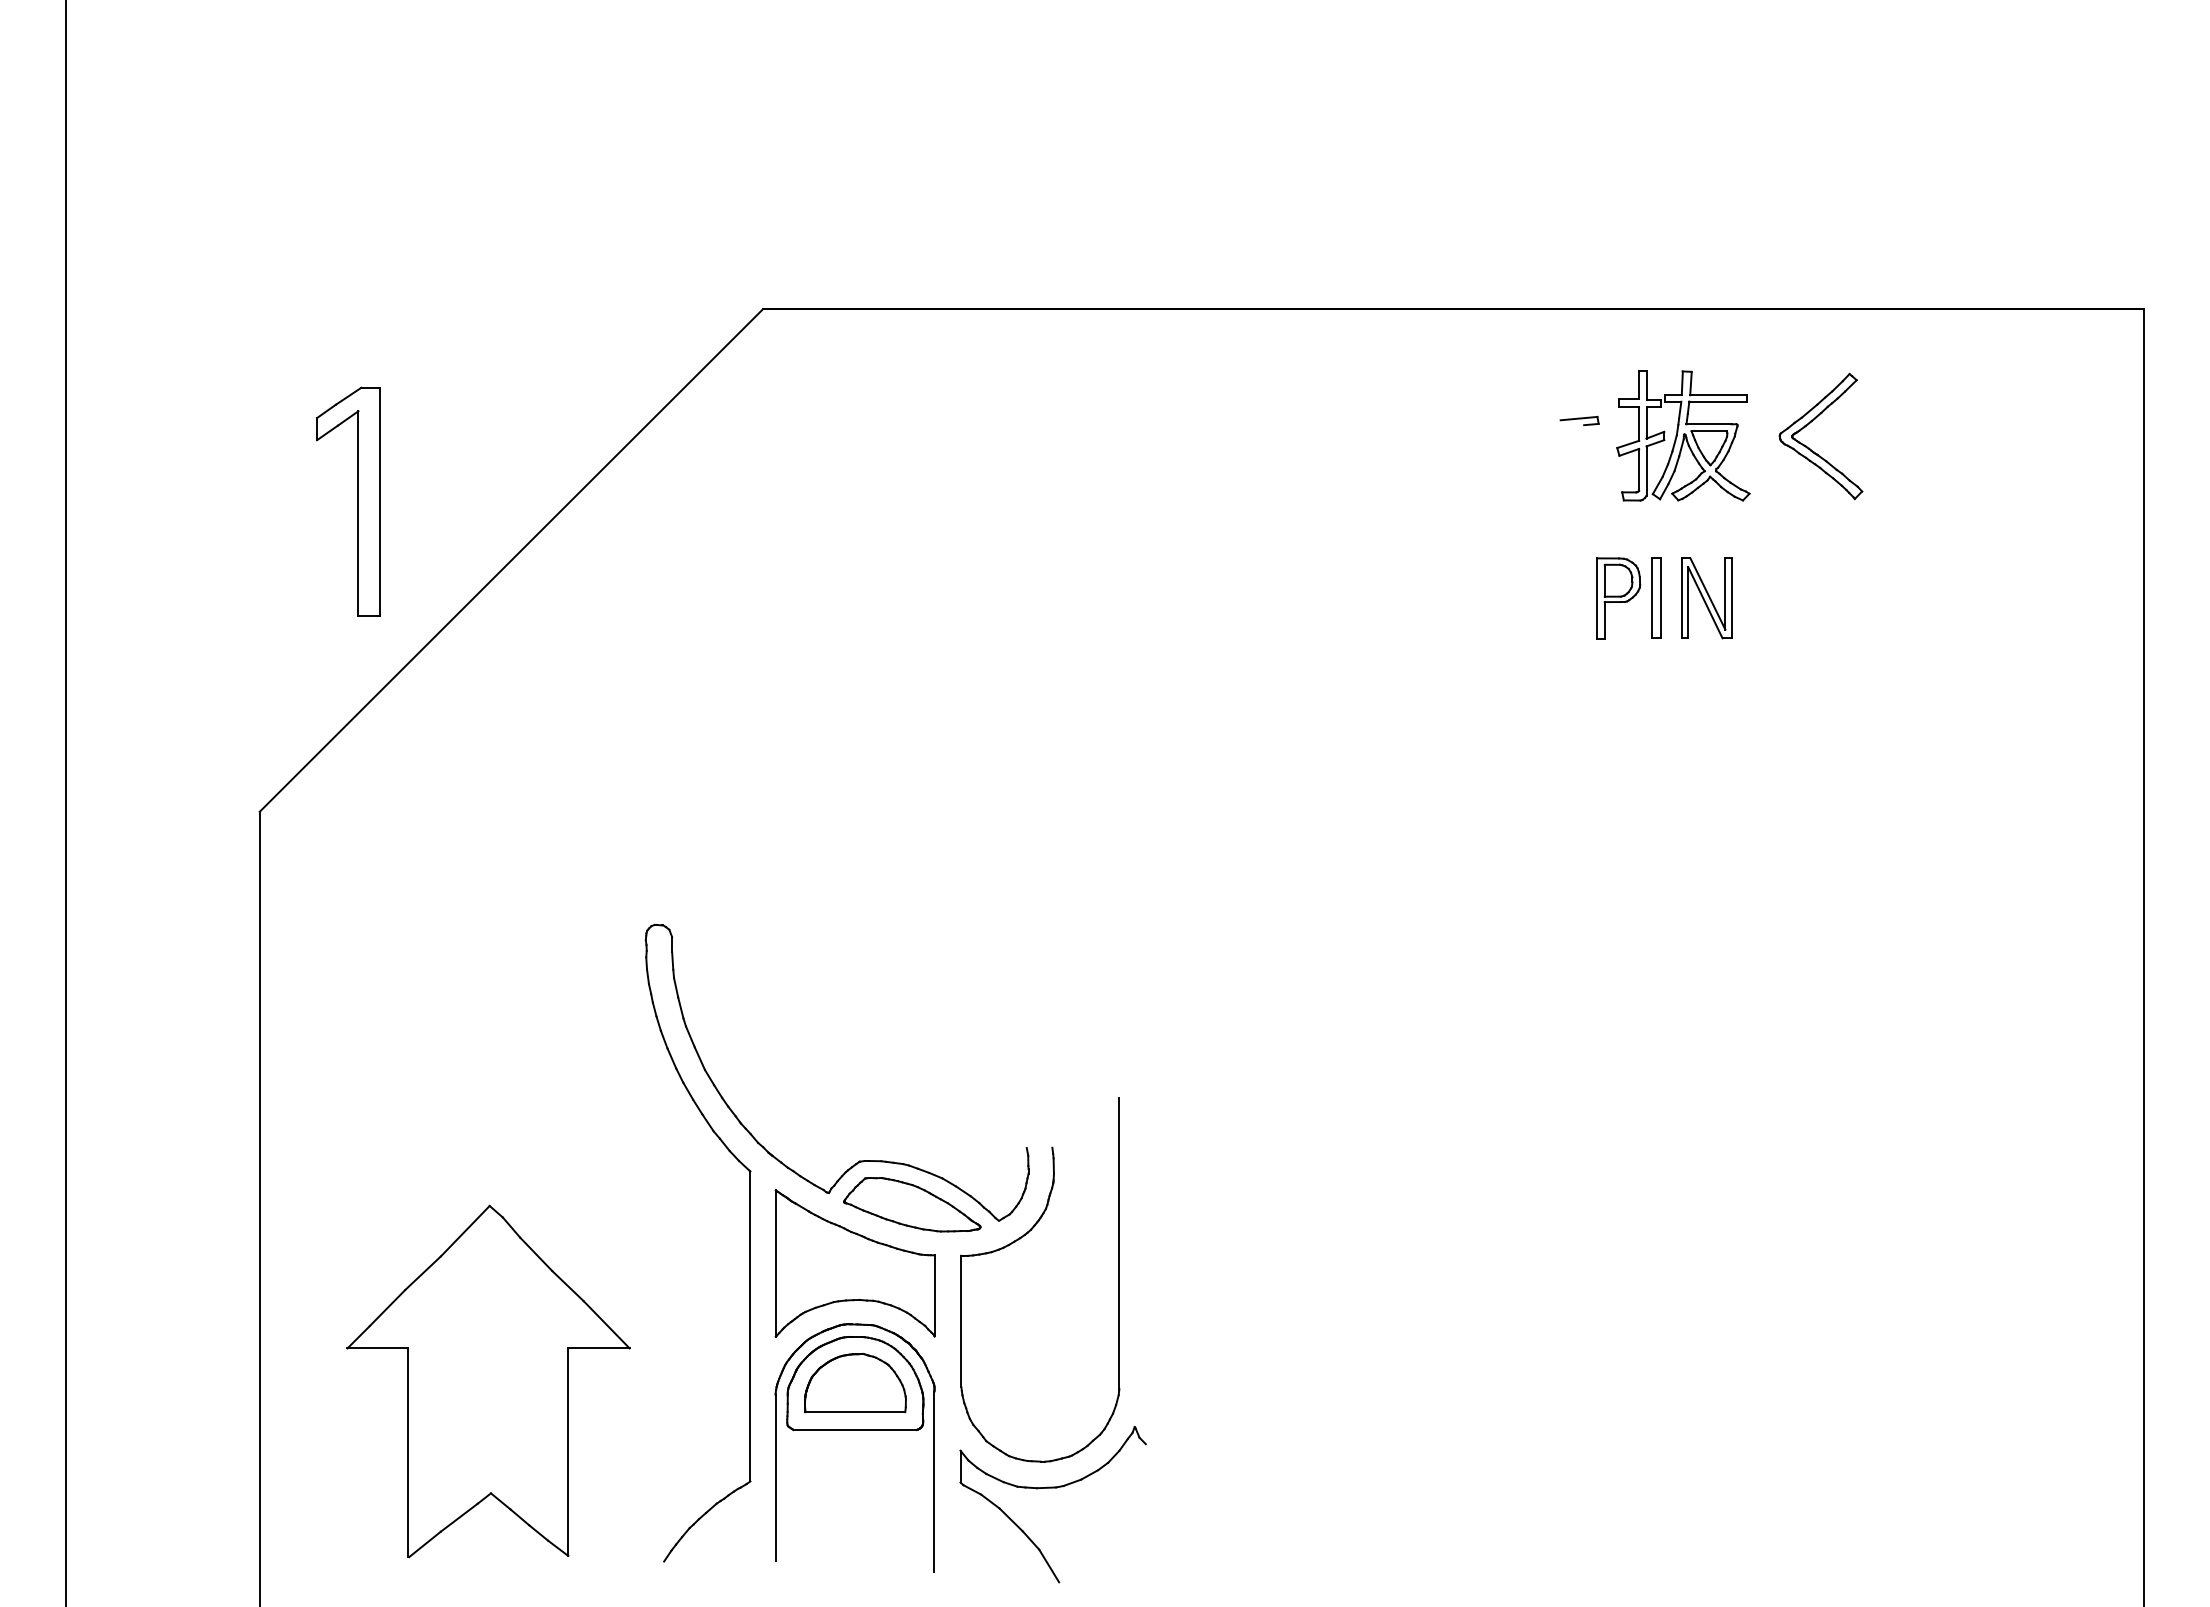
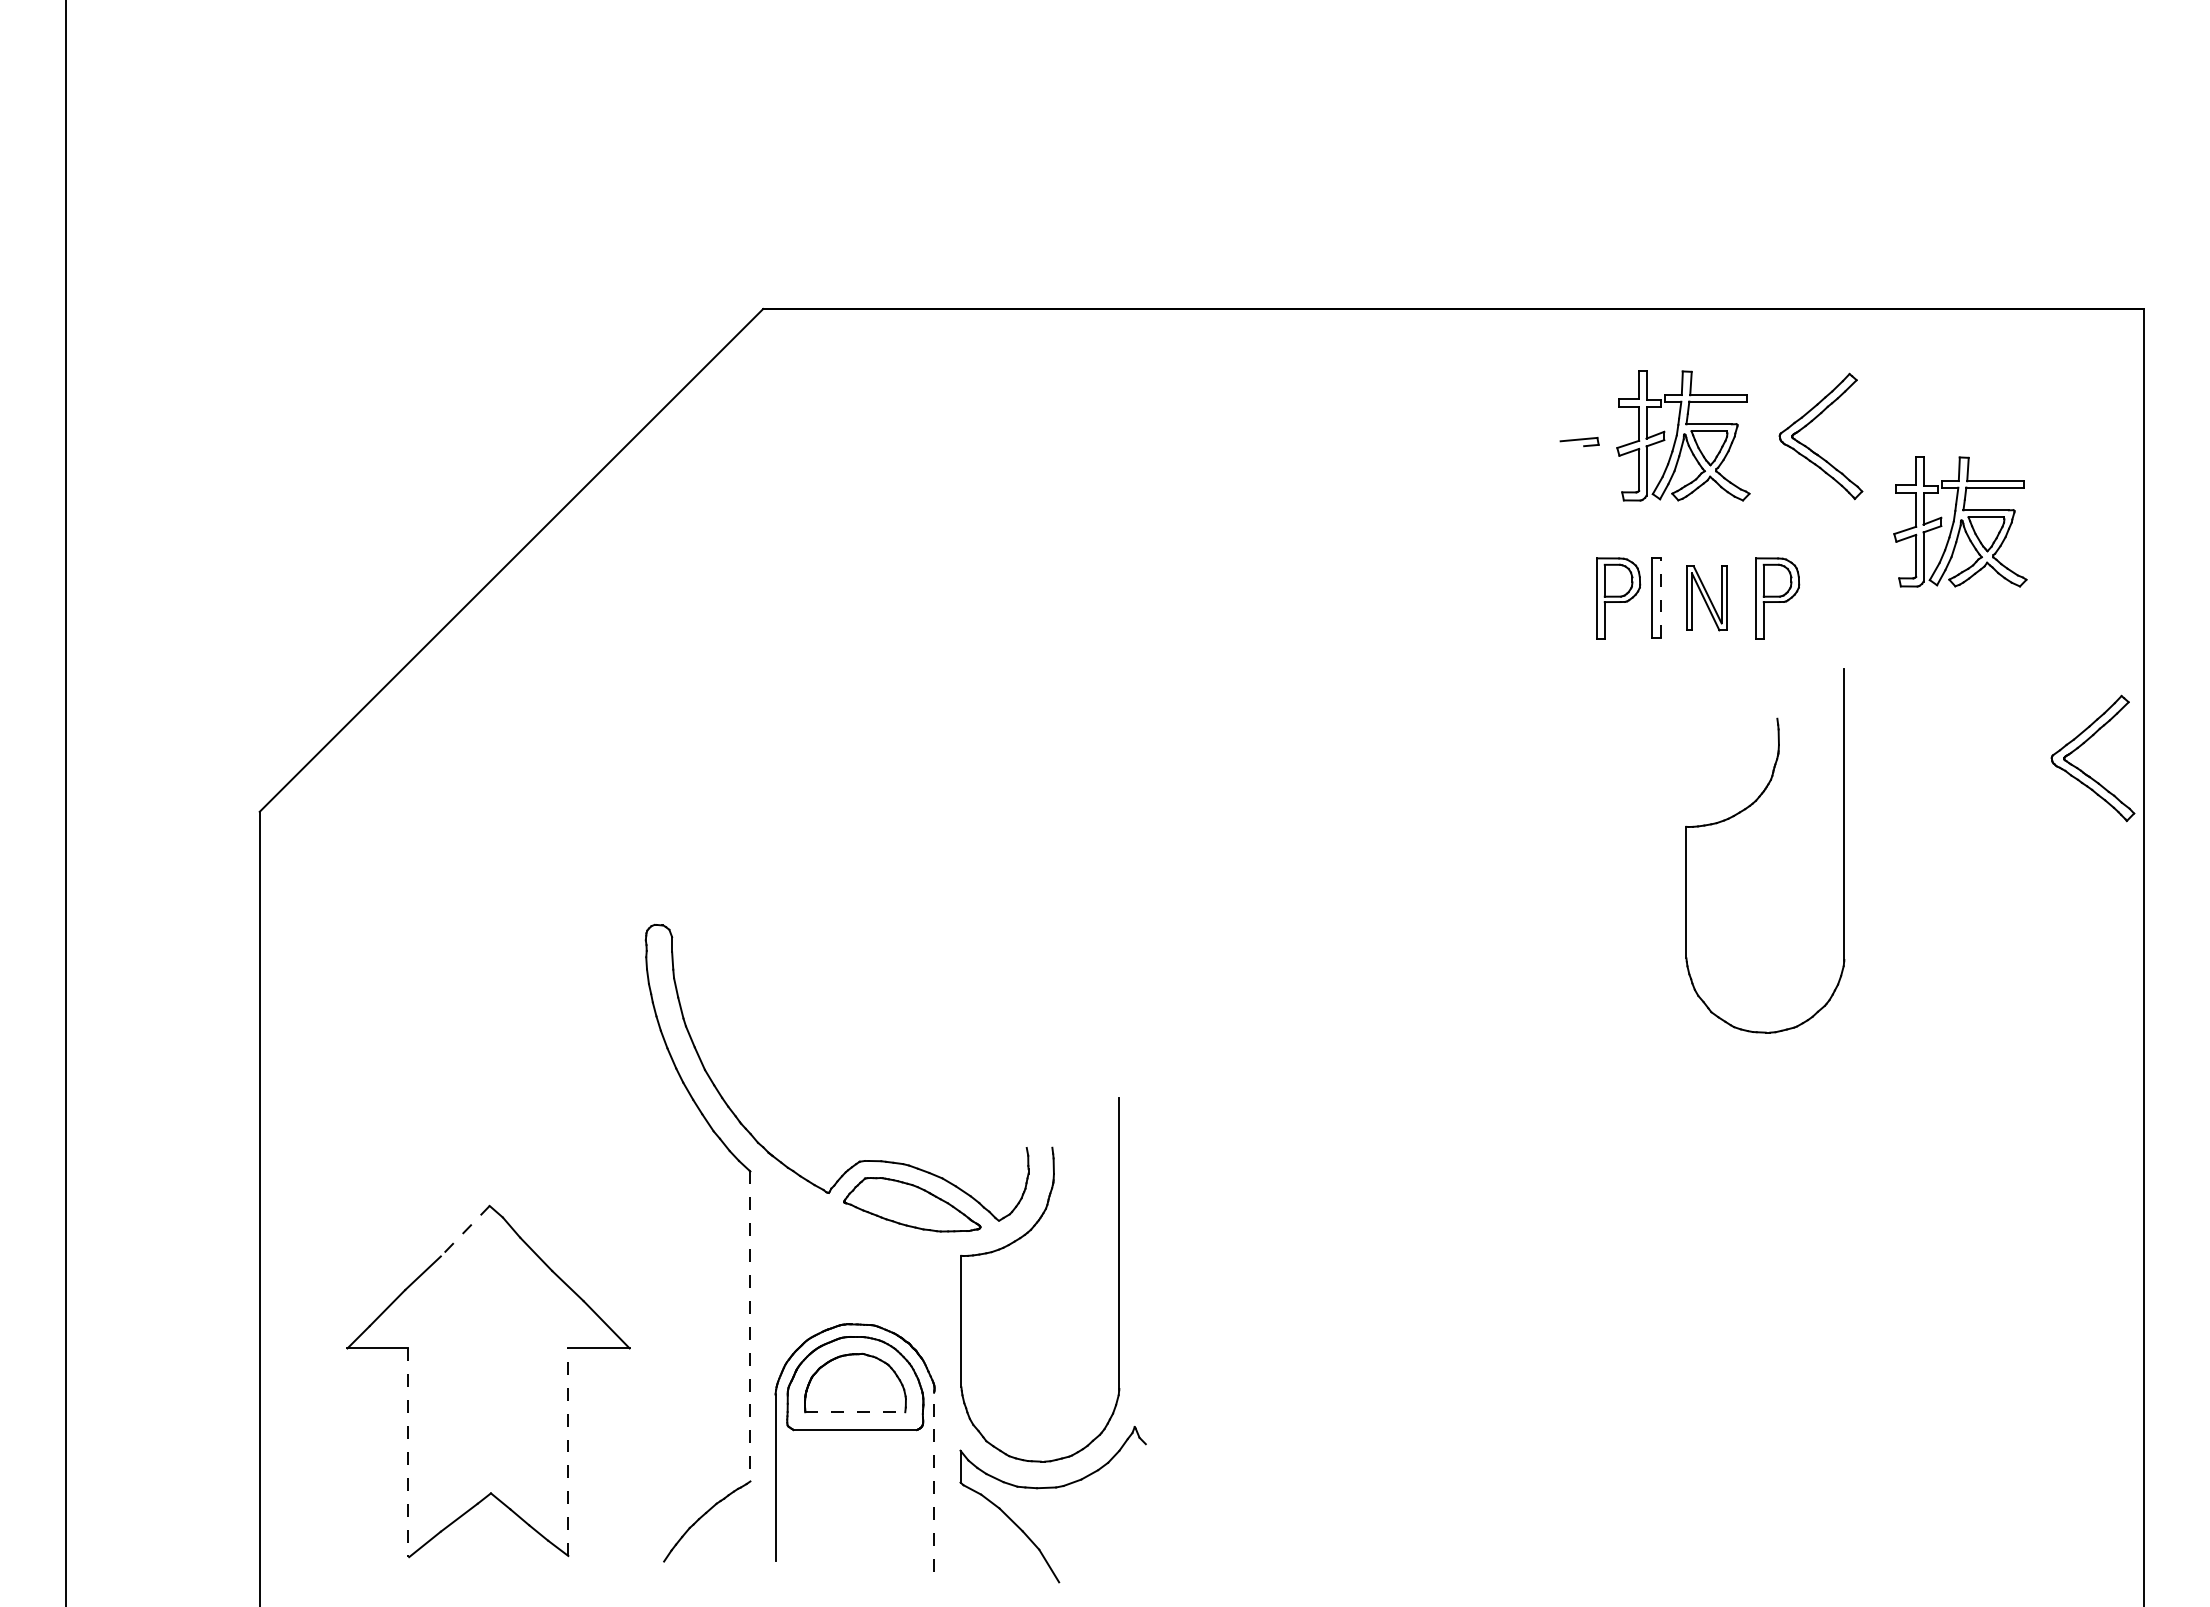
part position: (1579, 421) -> (1579, 442) (1579, 442)
part: present -> none (357, 501)
part: none -> present (1960, 521)
line: solid -> dashed (1661, 598)
part size: 52x83 px -> 42x67 px (1706, 598)
part: none -> present (1777, 598)
part: none -> present (2081, 769)
part: none -> present (1740, 813)
line: solid -> dashed (464, 1231)
part: present -> none (854, 1263)
line: solid -> dashed (750, 1326)
line: solid -> dashed (855, 1412)
line: solid -> dashed (568, 1452)
line: solid -> dashed (408, 1453)
line: solid -> dashed (934, 1482)
